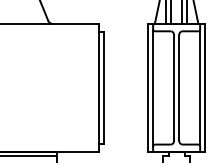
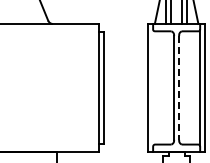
line: present -> none (153, 87)
line: solid -> dashed (179, 87)
line: present -> none (29, 155)
